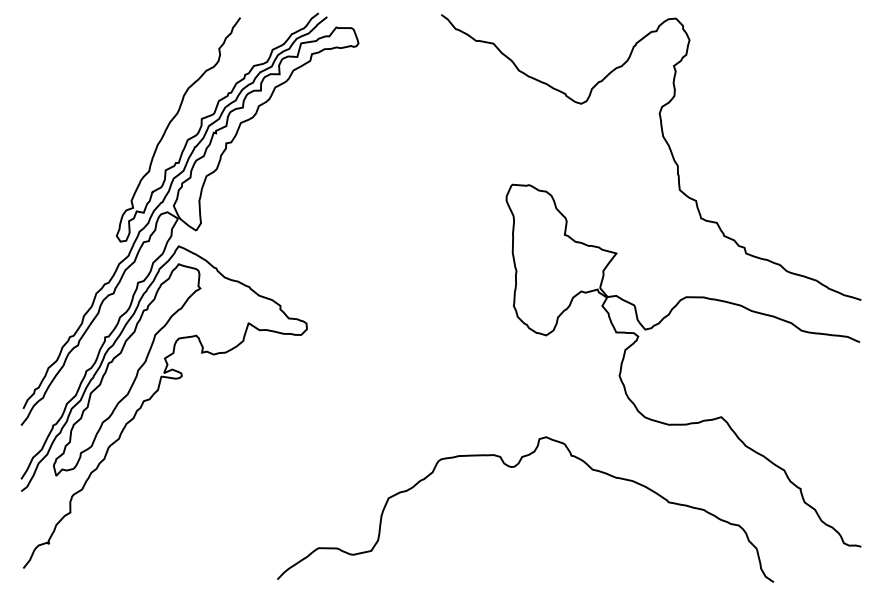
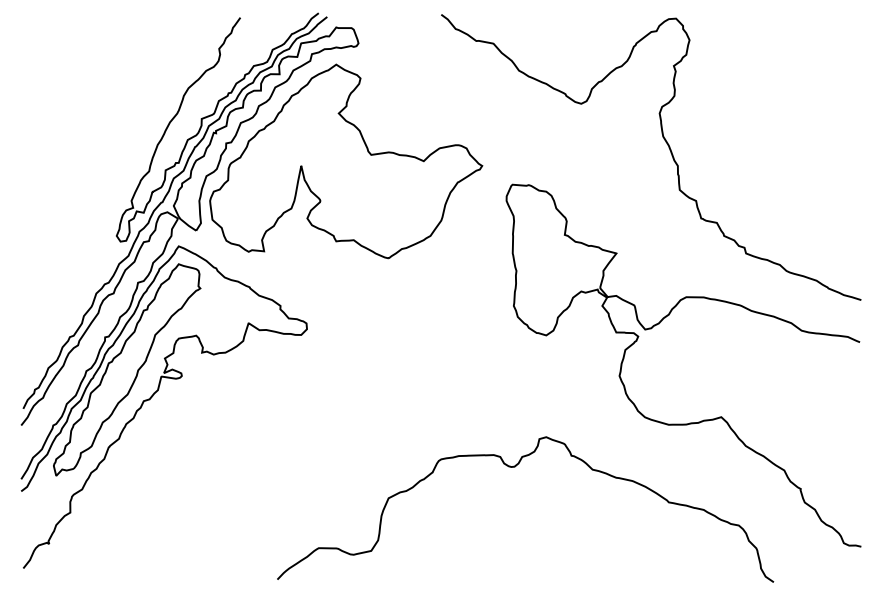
part: none -> present (346, 161)
